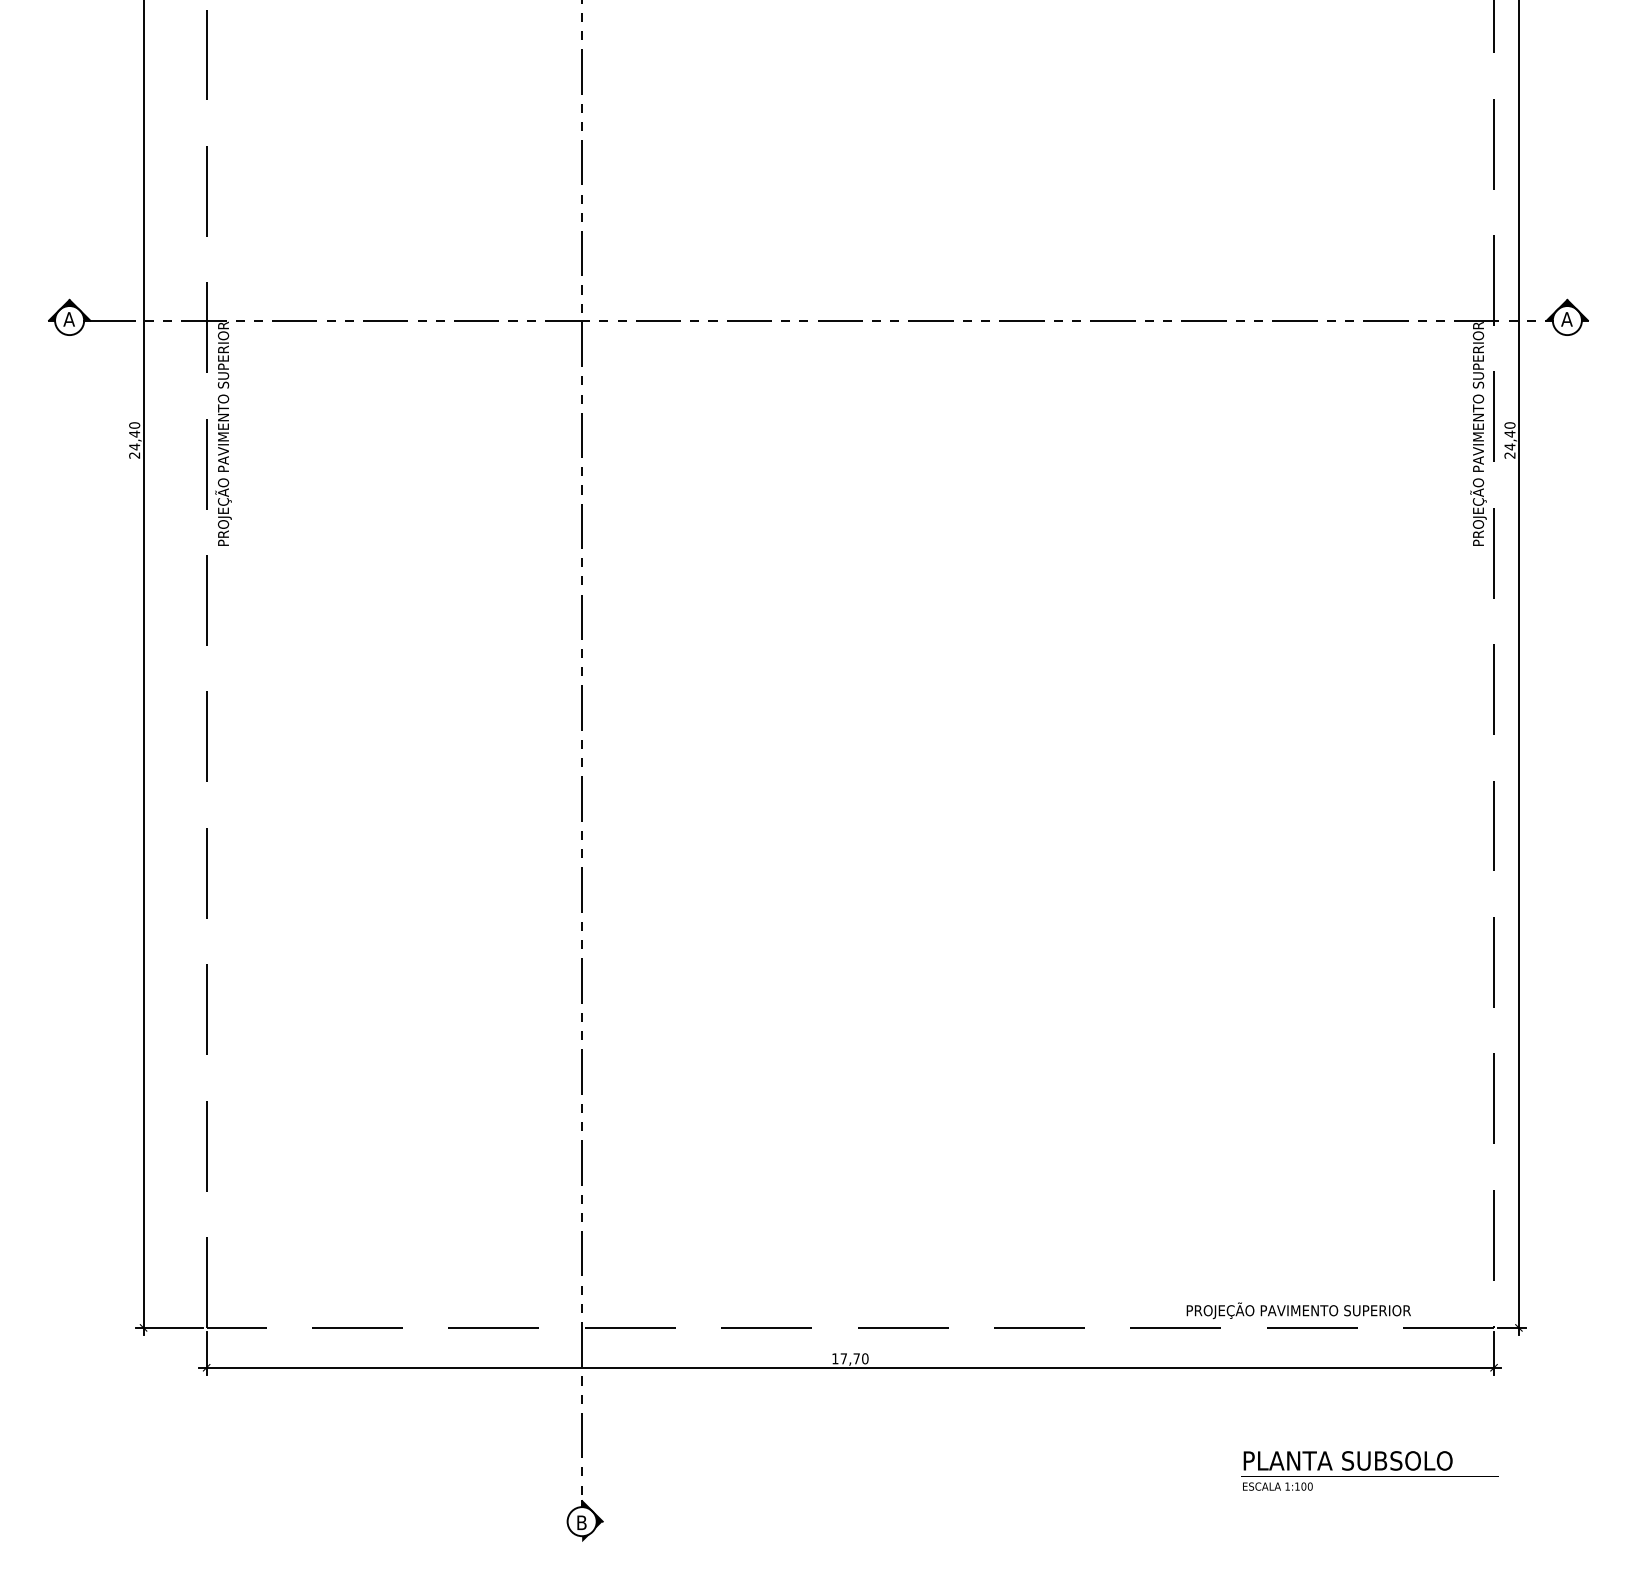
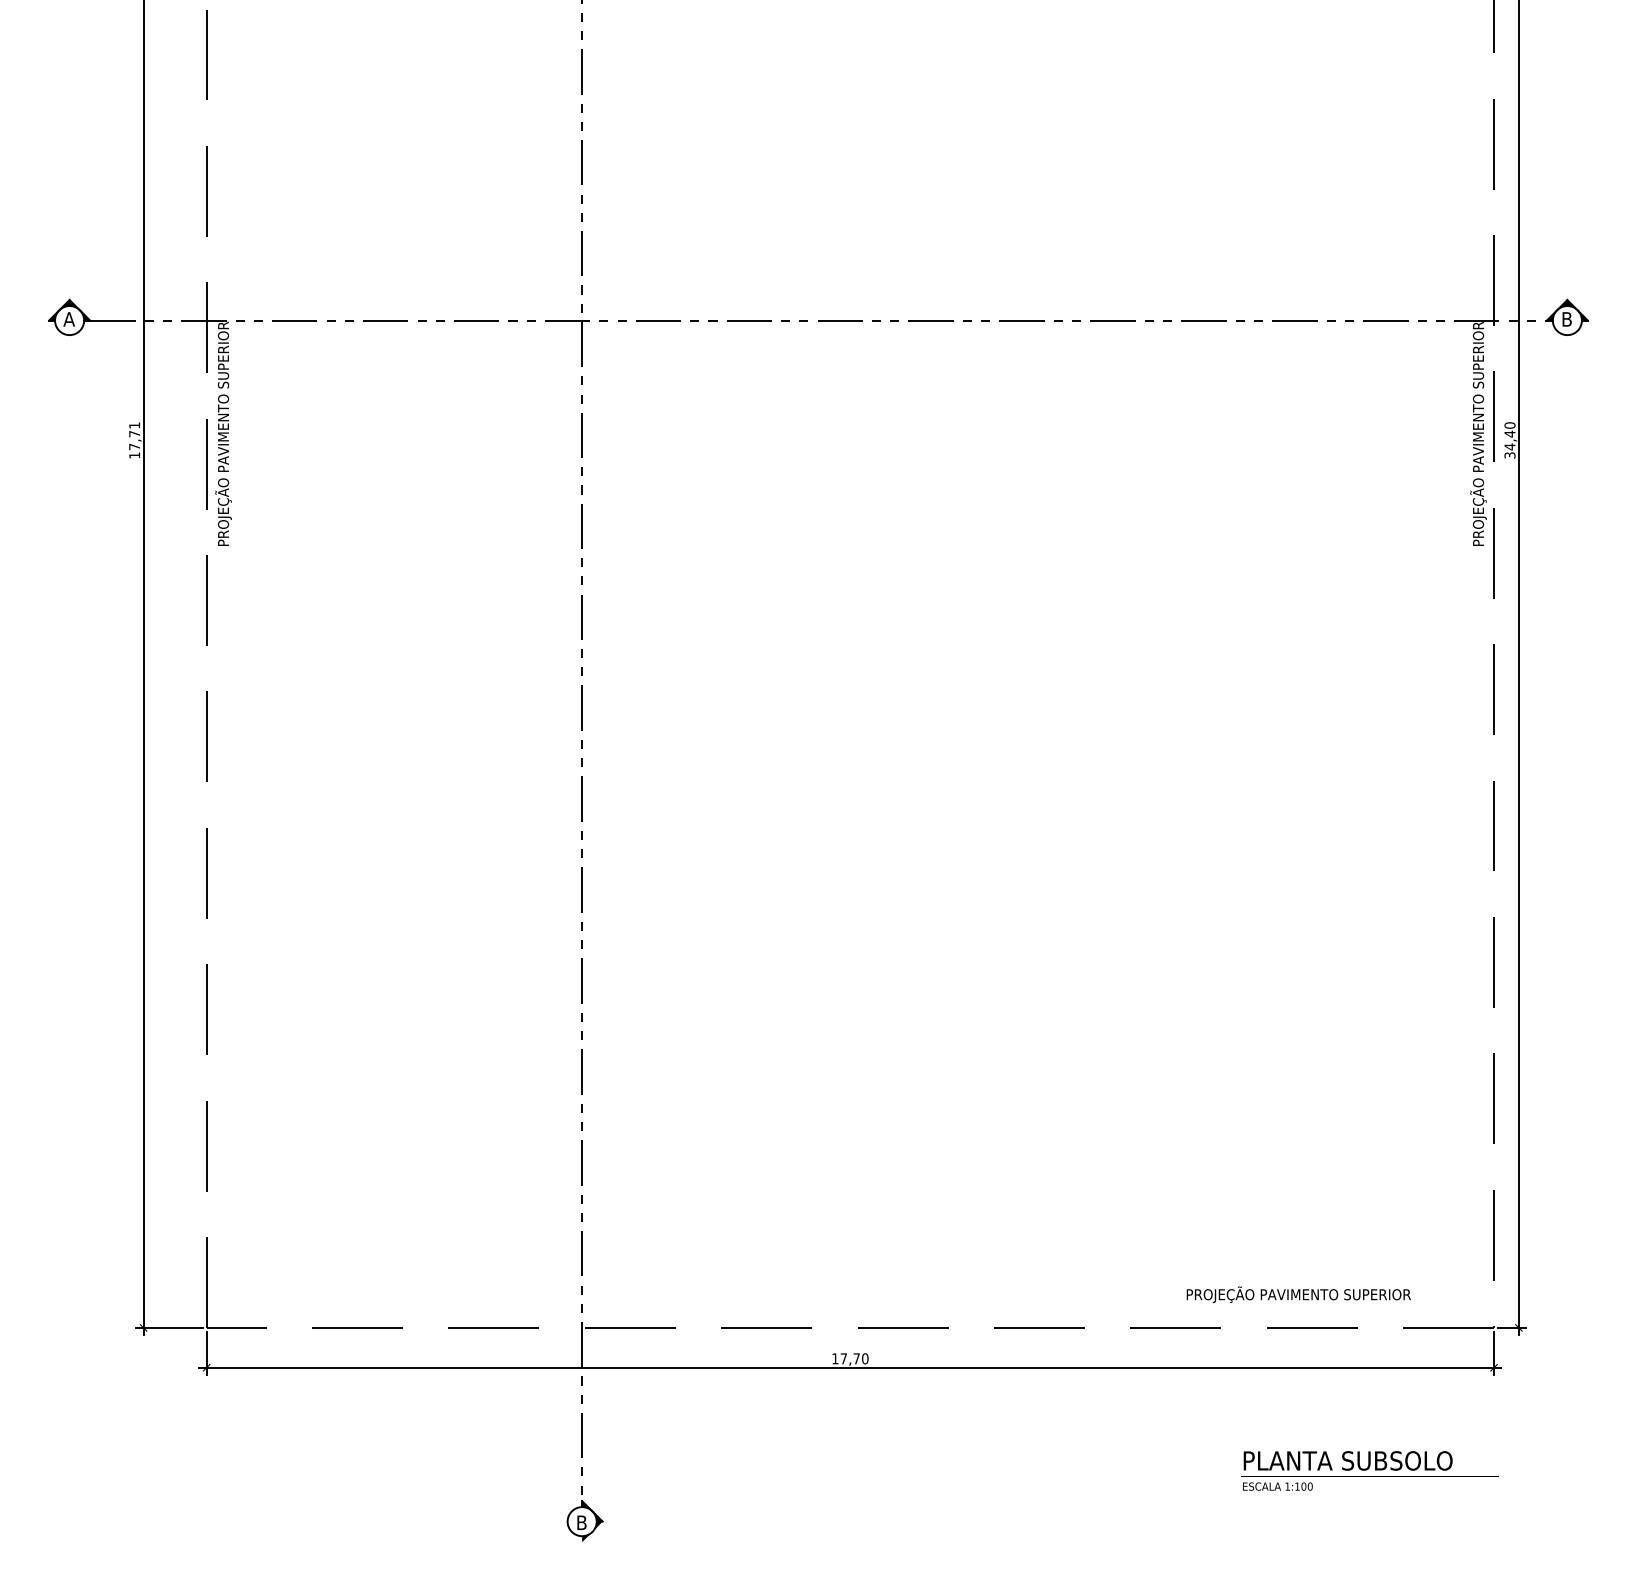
text: A -> B (1566, 319)
text: 24,40 -> 17,71 (134, 440)
text: 24,40 -> 34,40 (1510, 455)
text position: (1298, 1310) -> (1298, 1294) (1298, 1294)
